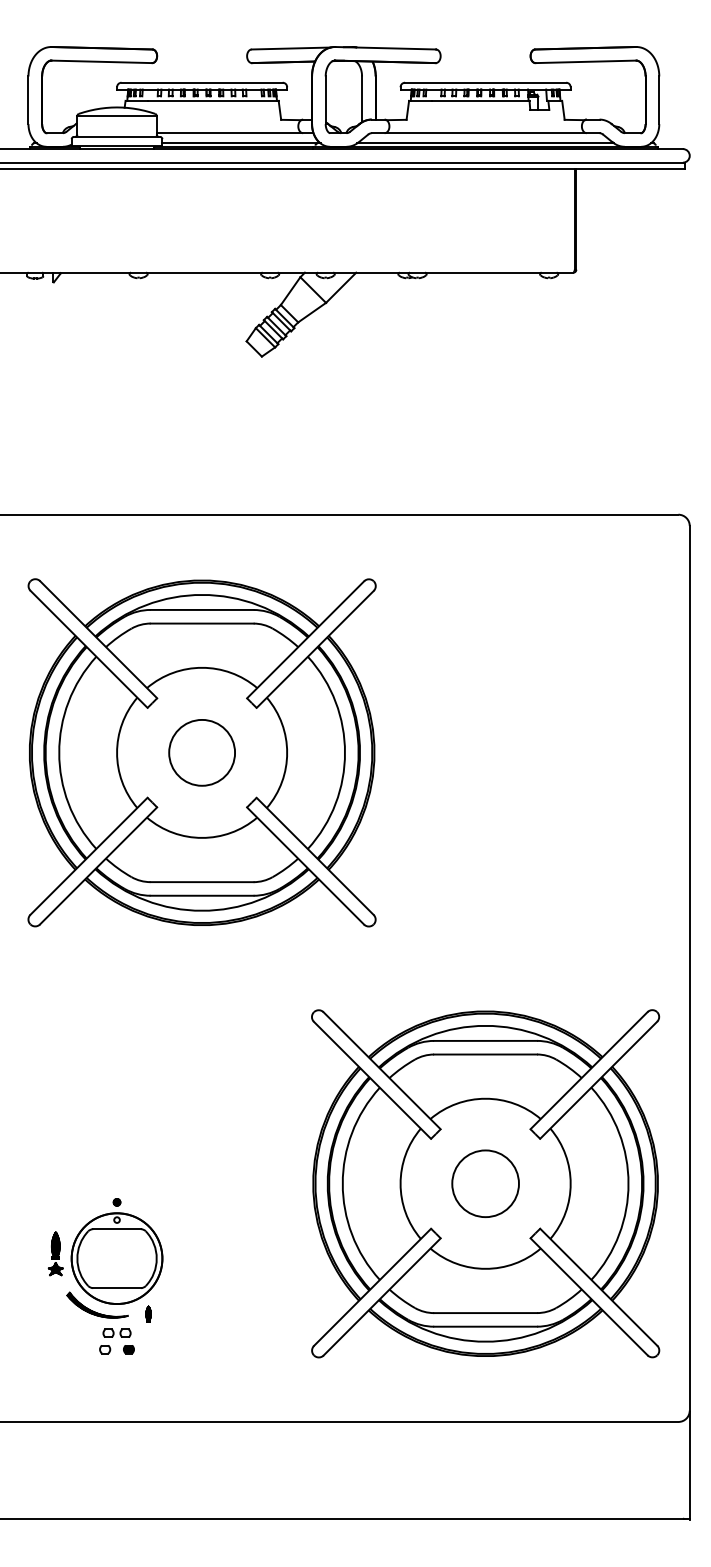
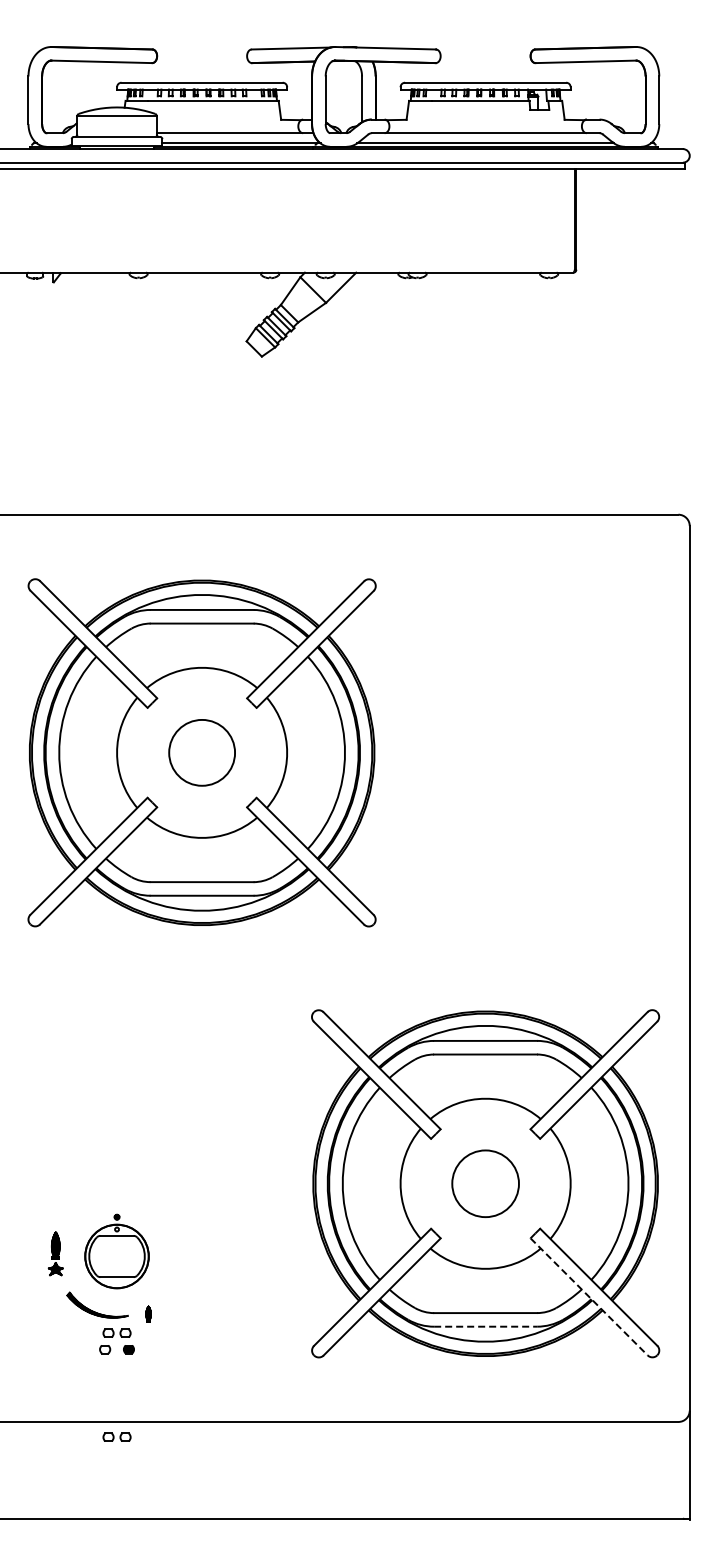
part size: 94x107 px -> 66x77 px (116, 1251)
line: solid -> dashed (589, 1296)
line: solid -> dashed (485, 1326)
part: none -> present (116, 1436)
